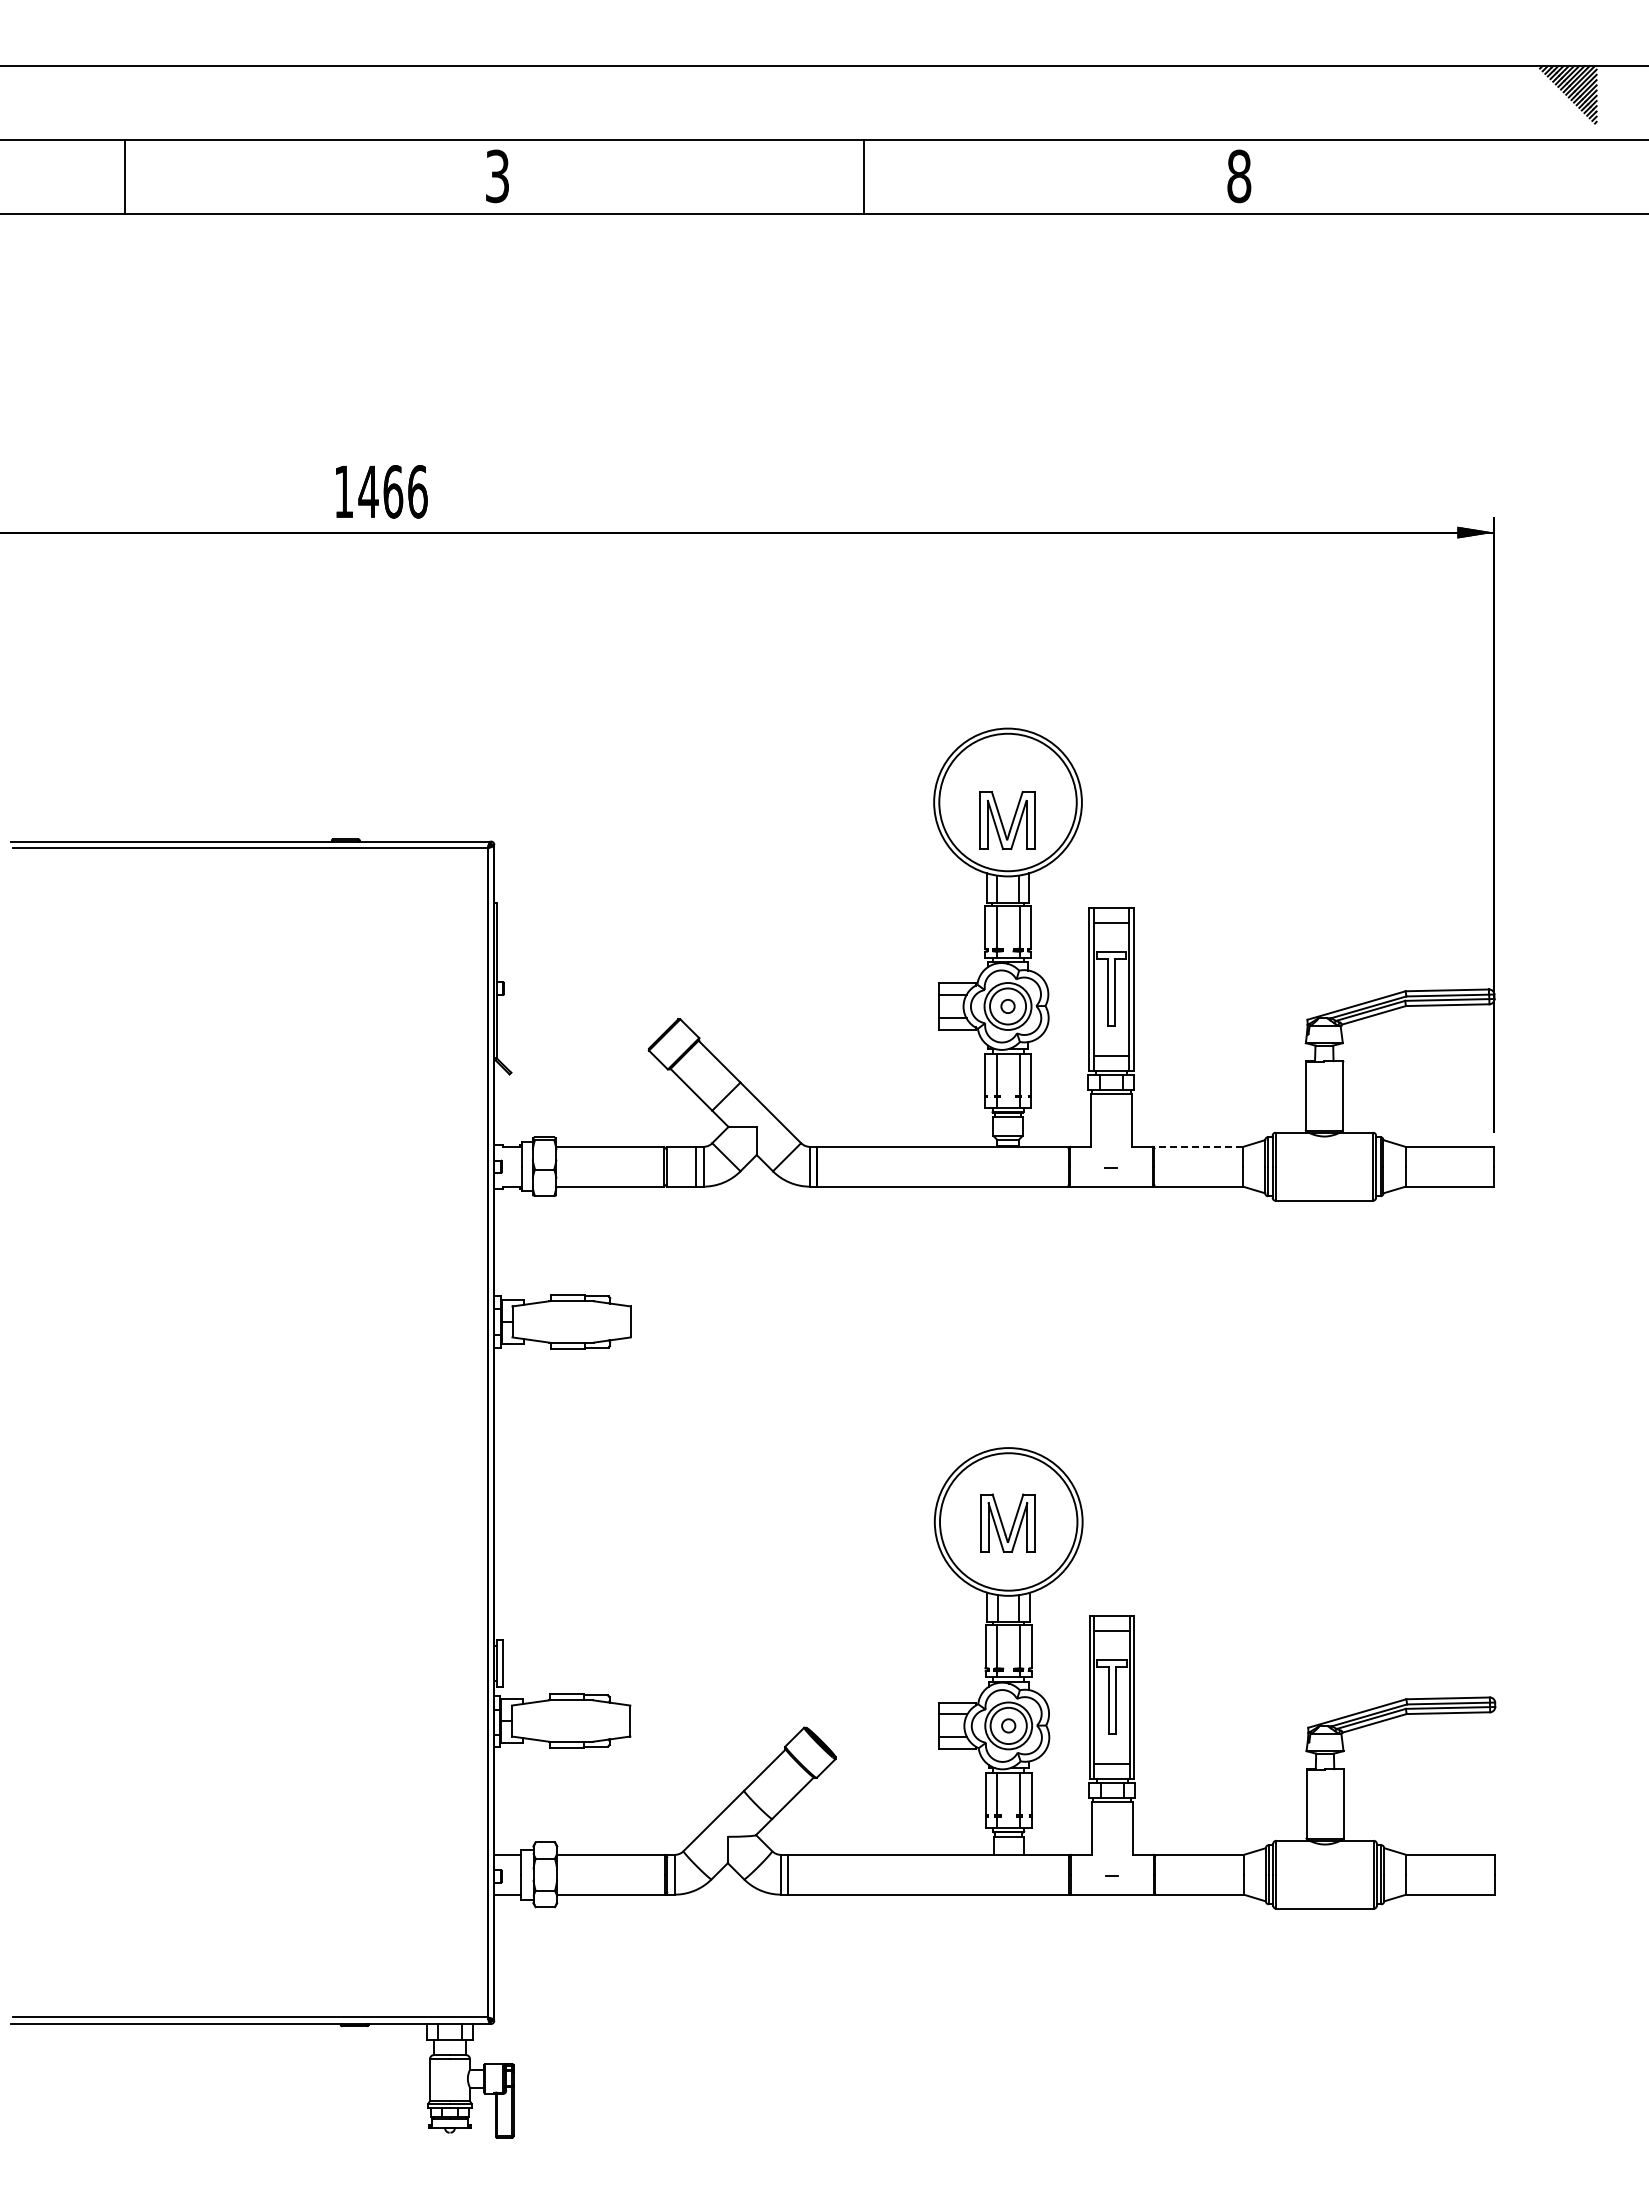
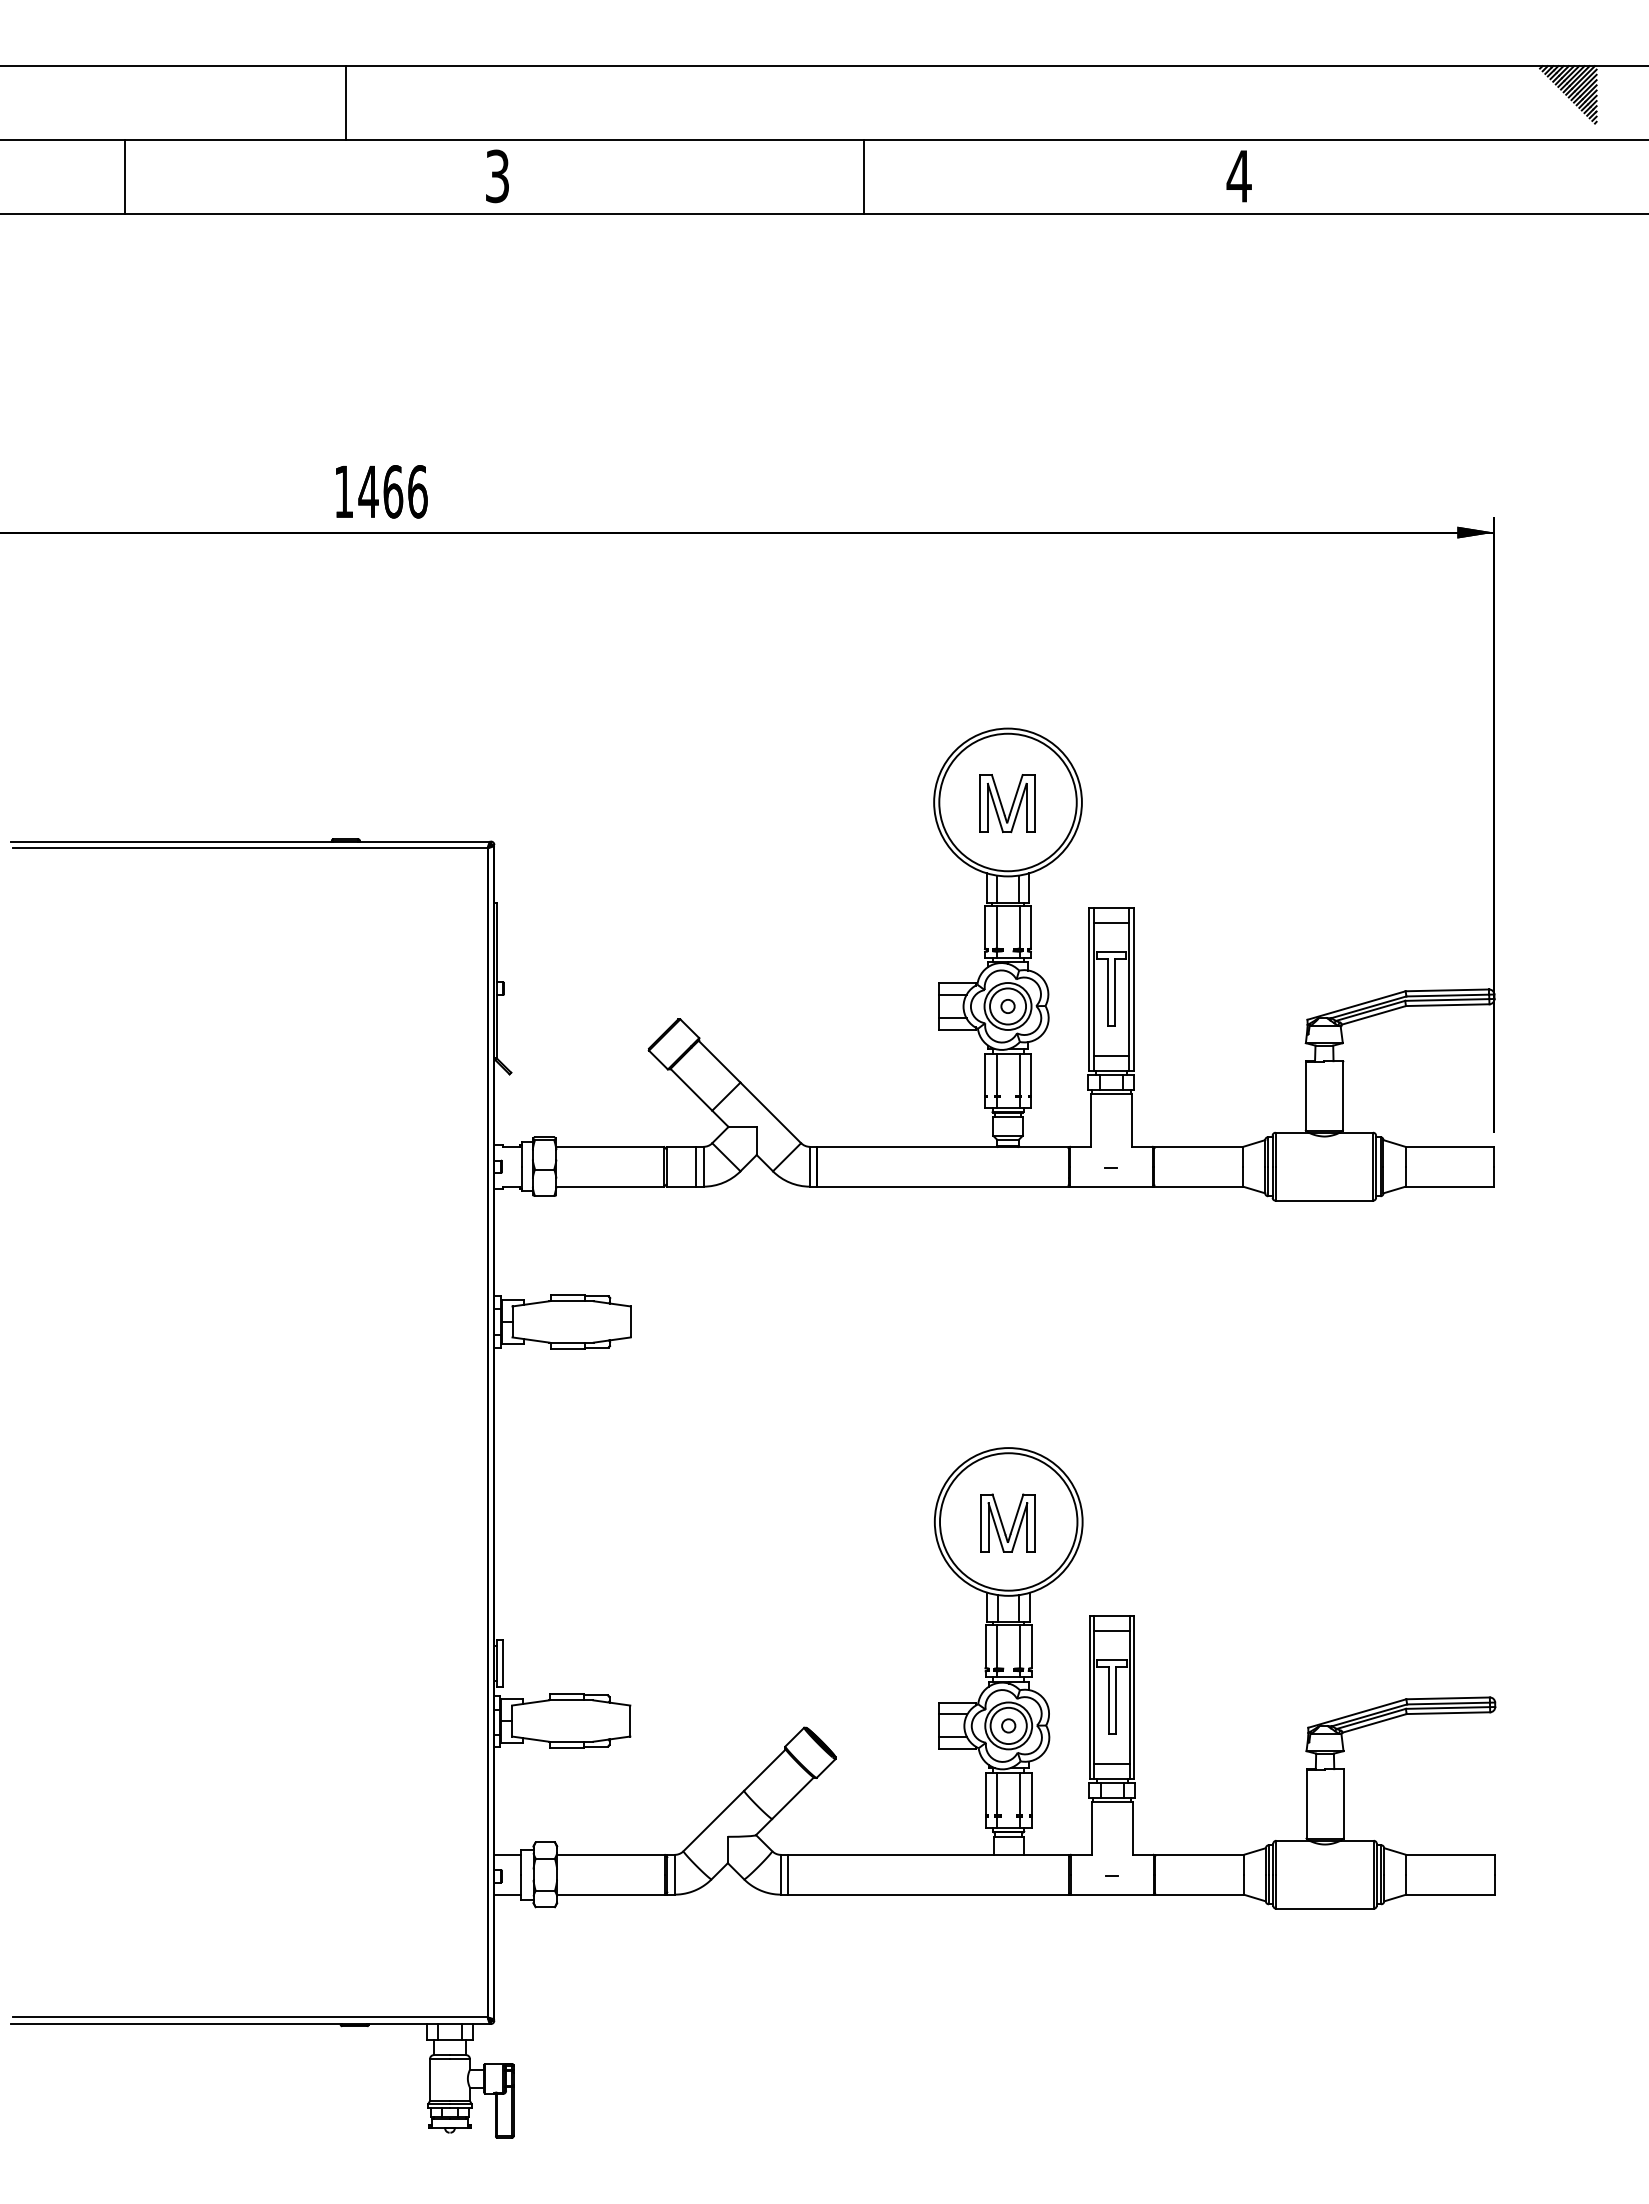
line: none -> present (346, 103)
text: 8 -> 4 (1238, 176)
part position: (1007, 820) -> (1007, 803) (1007, 803)
line: dashed -> solid (1198, 1146)
